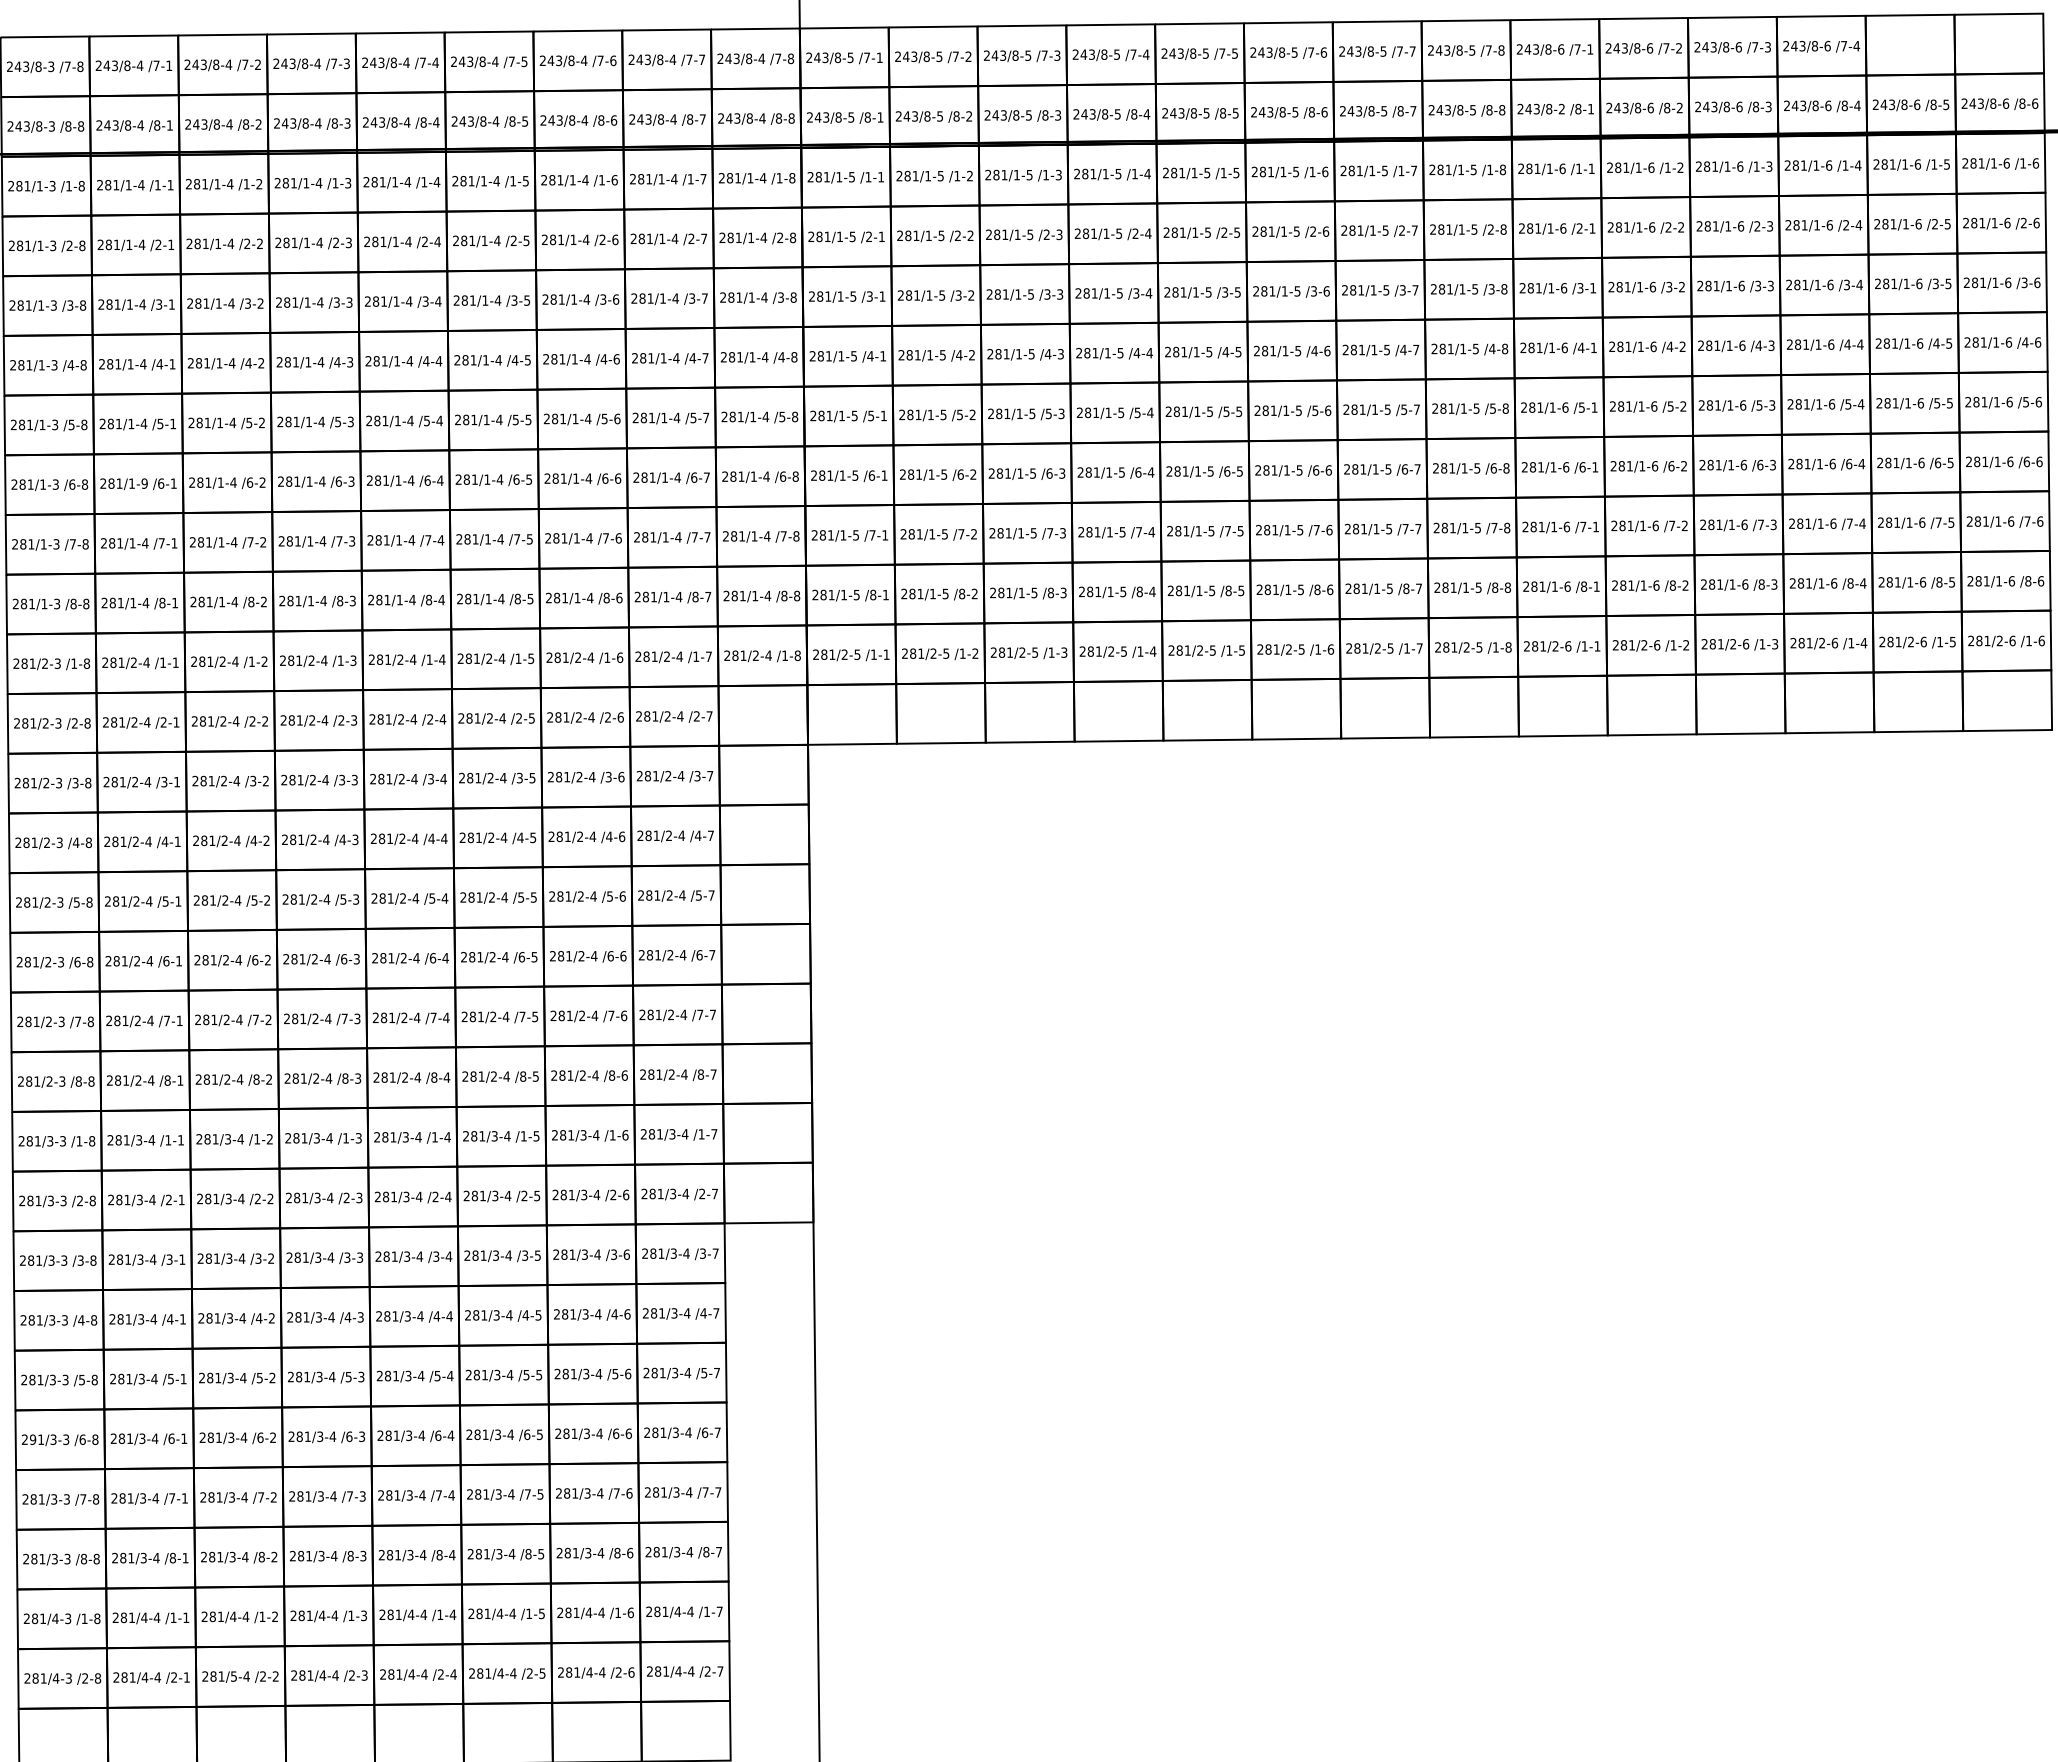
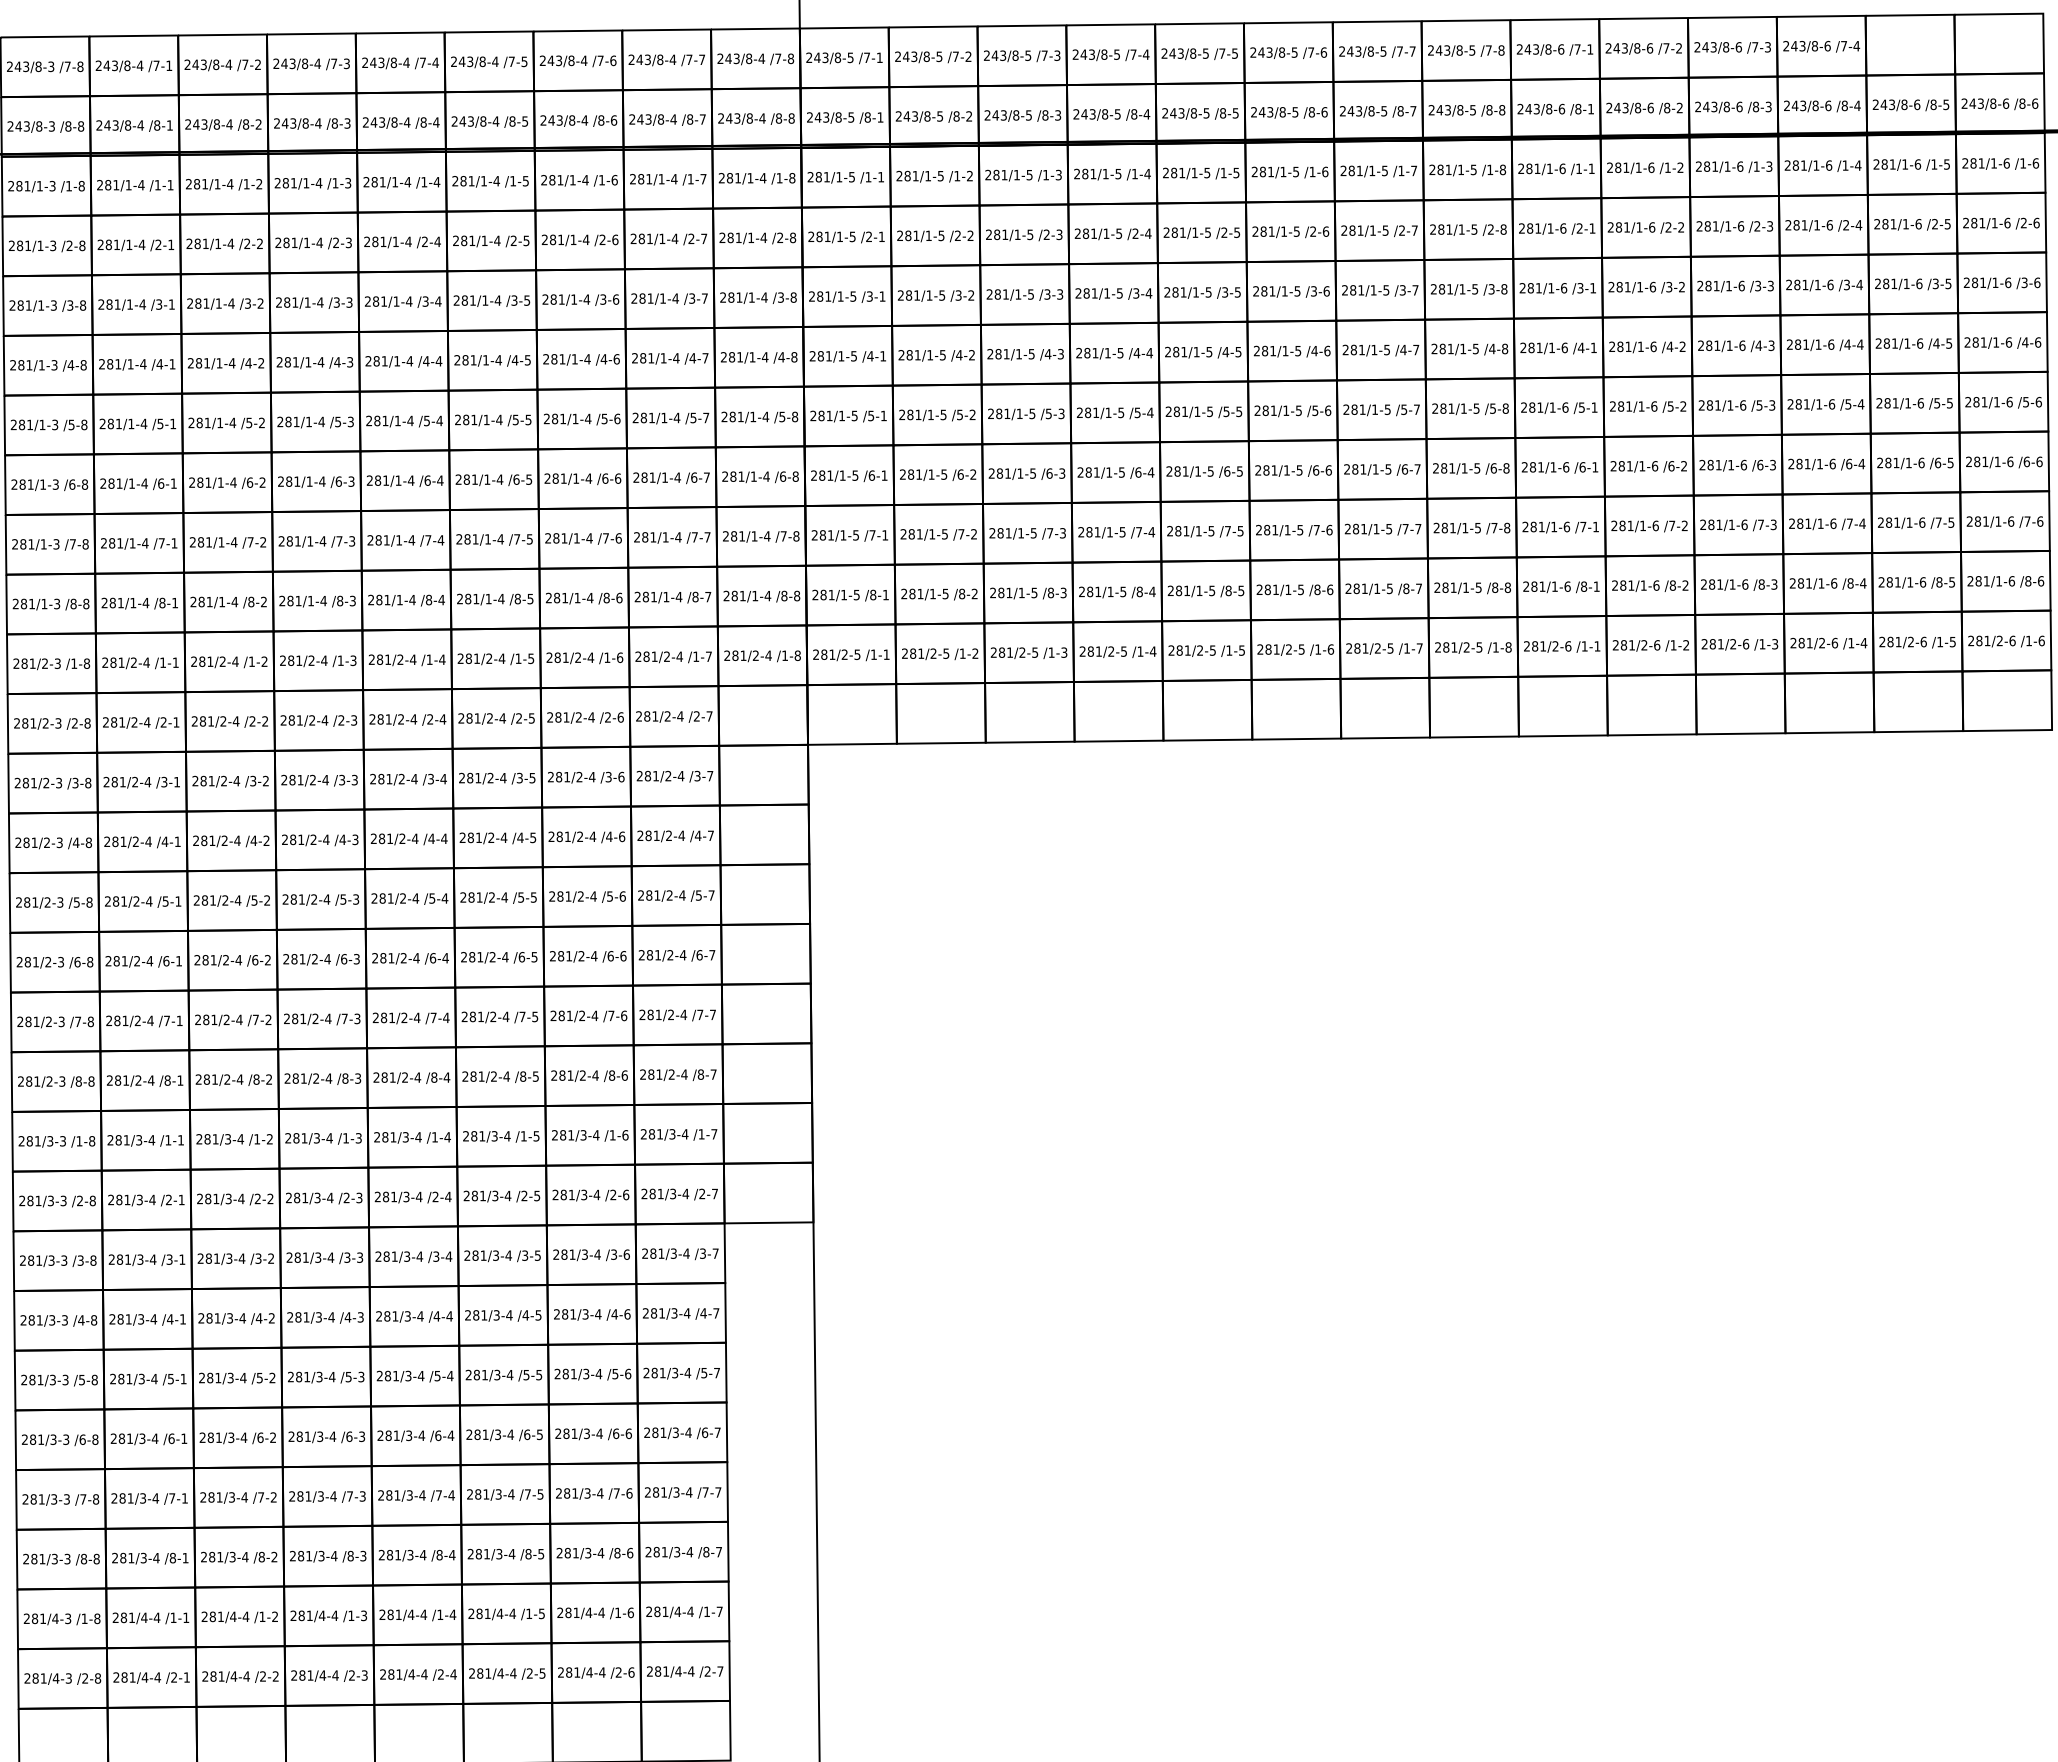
text: 243/8-2 -> 243/8-6 (1561, 108)
text: 281/1-9 -> 281/1-4 (144, 483)
text: 291/3-3 -> 281/3-3 (32, 1439)
text: 281/5-4 -> 281/4-4 (233, 1676)
